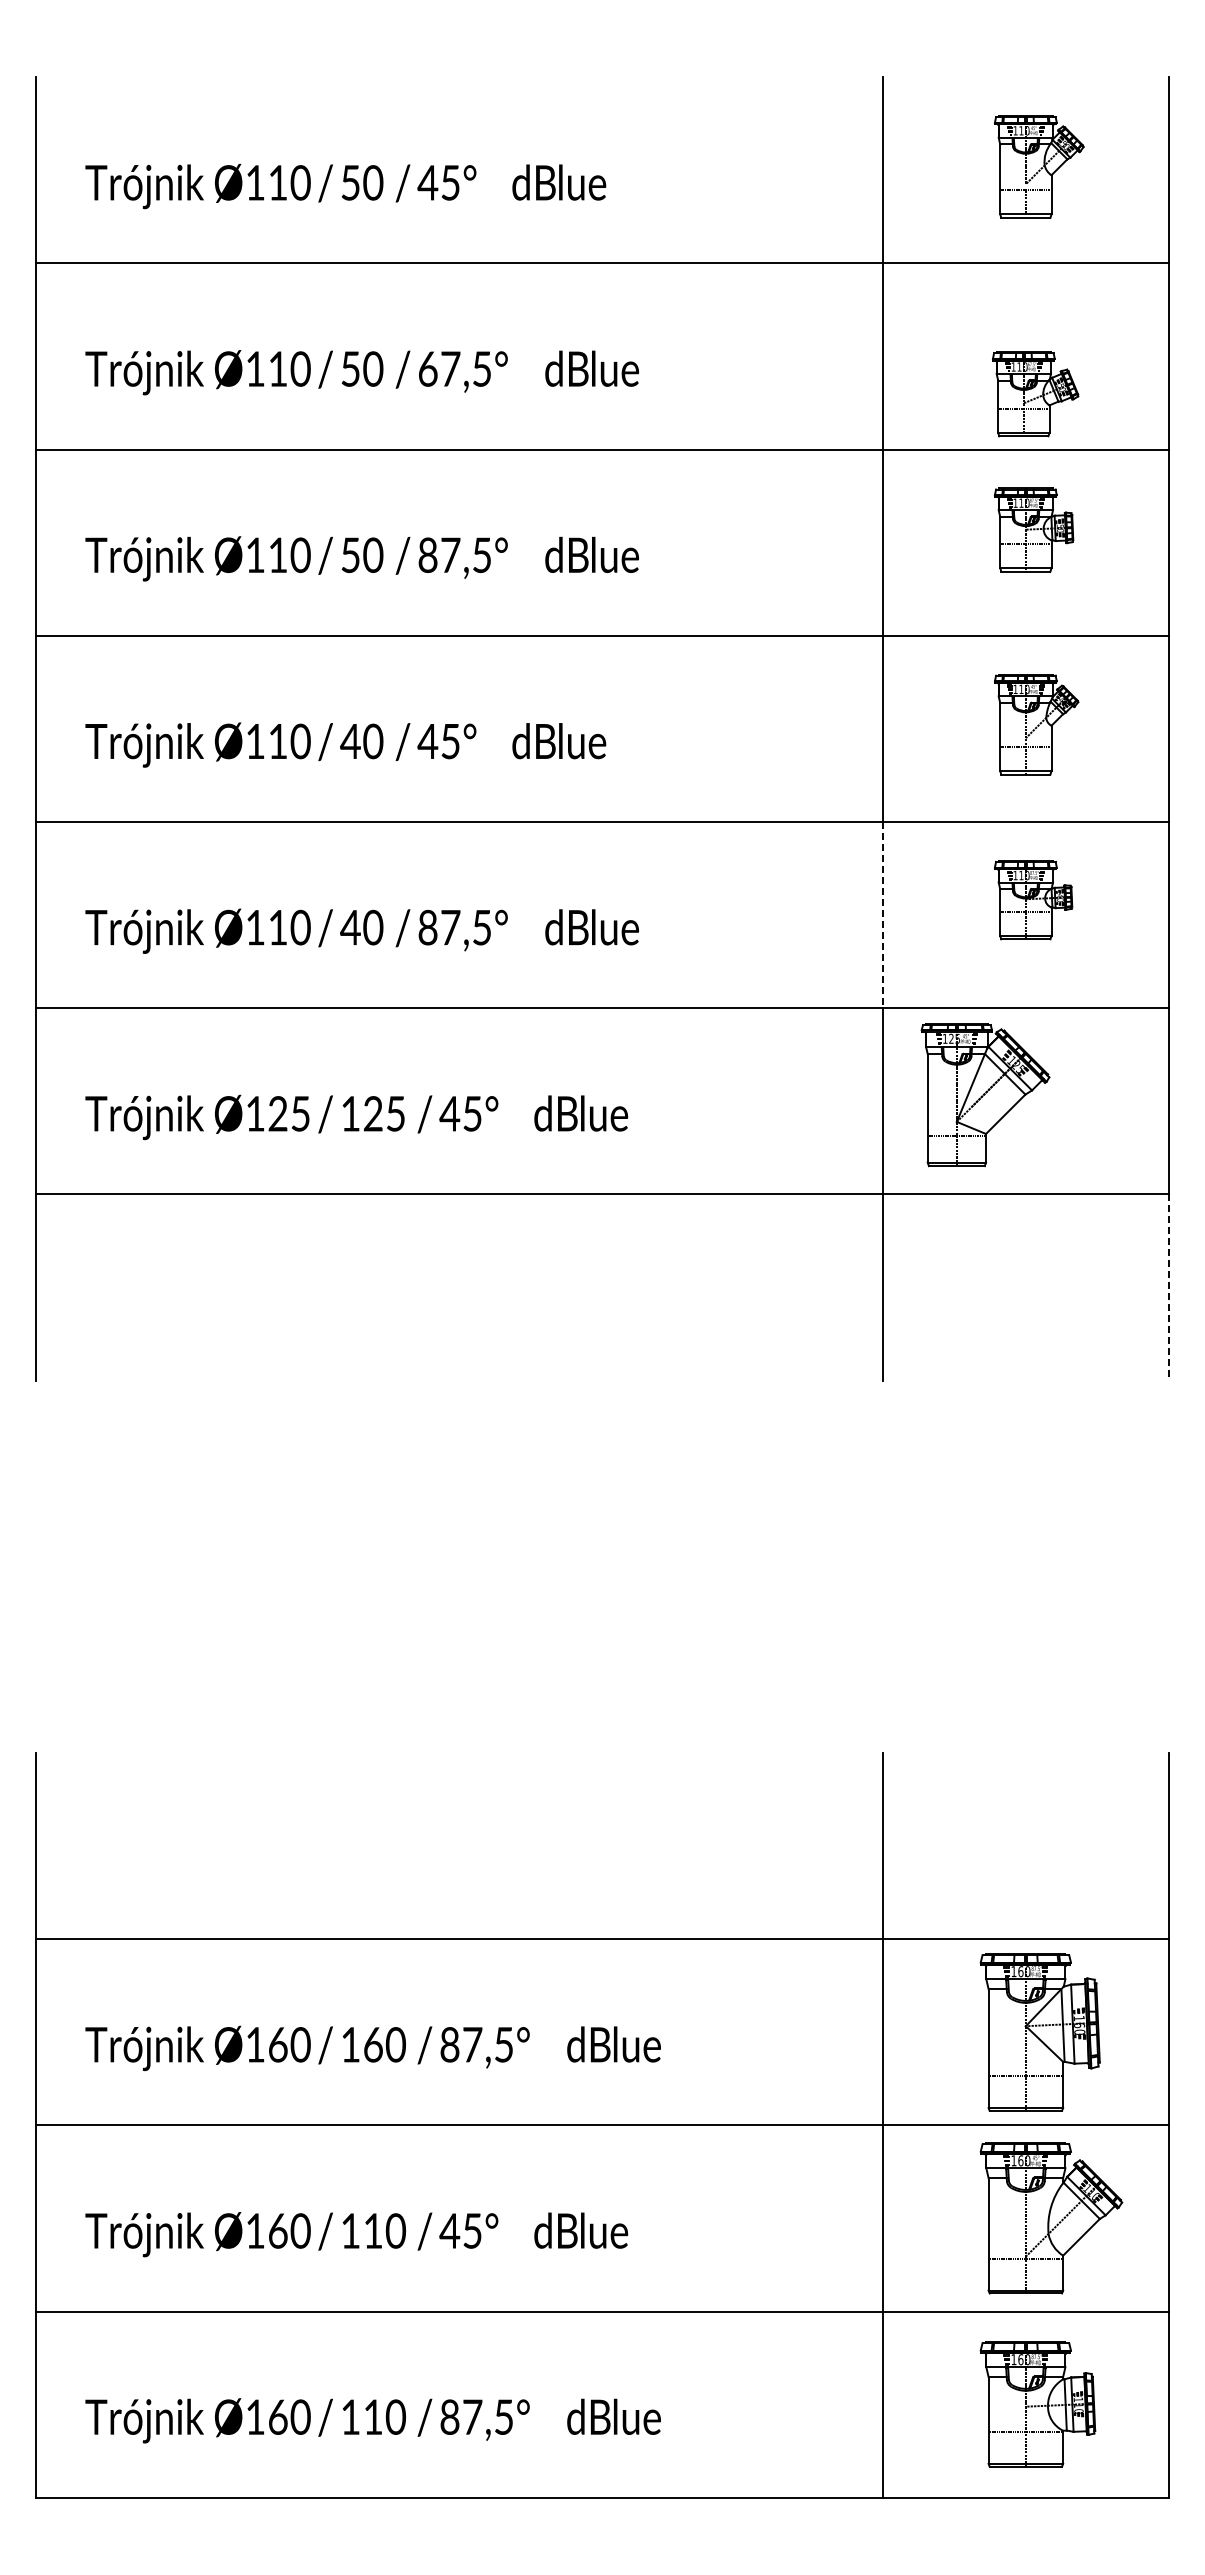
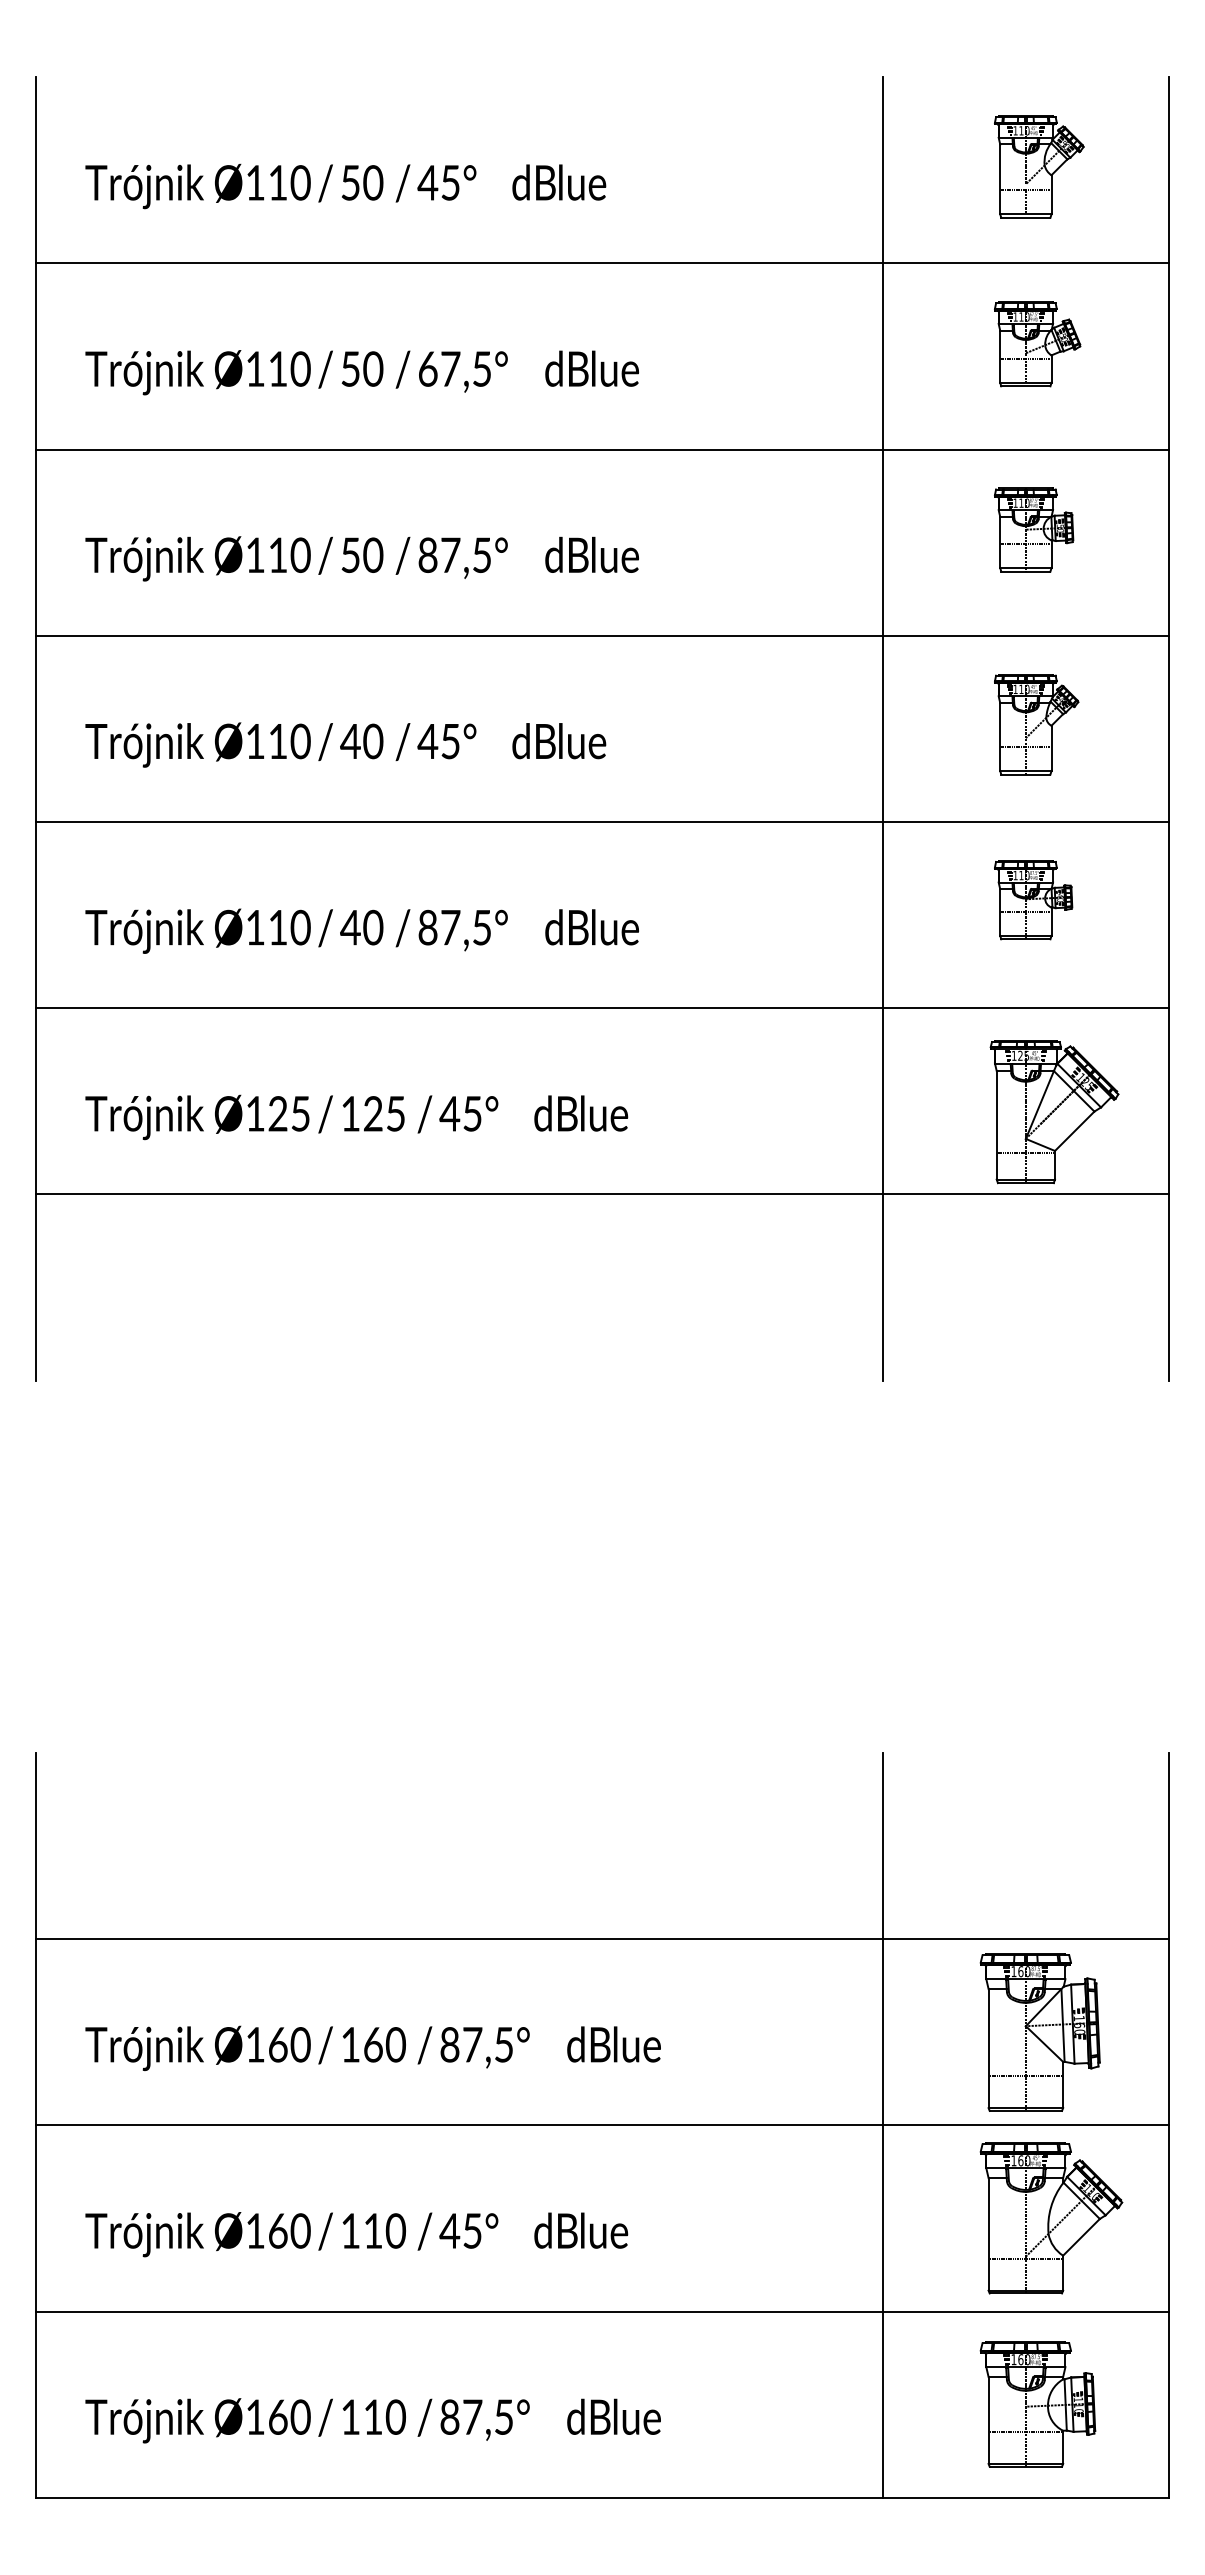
part position: (1035, 394) -> (1037, 344) (1037, 344)
line: dashed -> solid (882, 915)
part position: (985, 1095) -> (1054, 1112) (1054, 1112)
line: dashed -> solid (1168, 1287)
